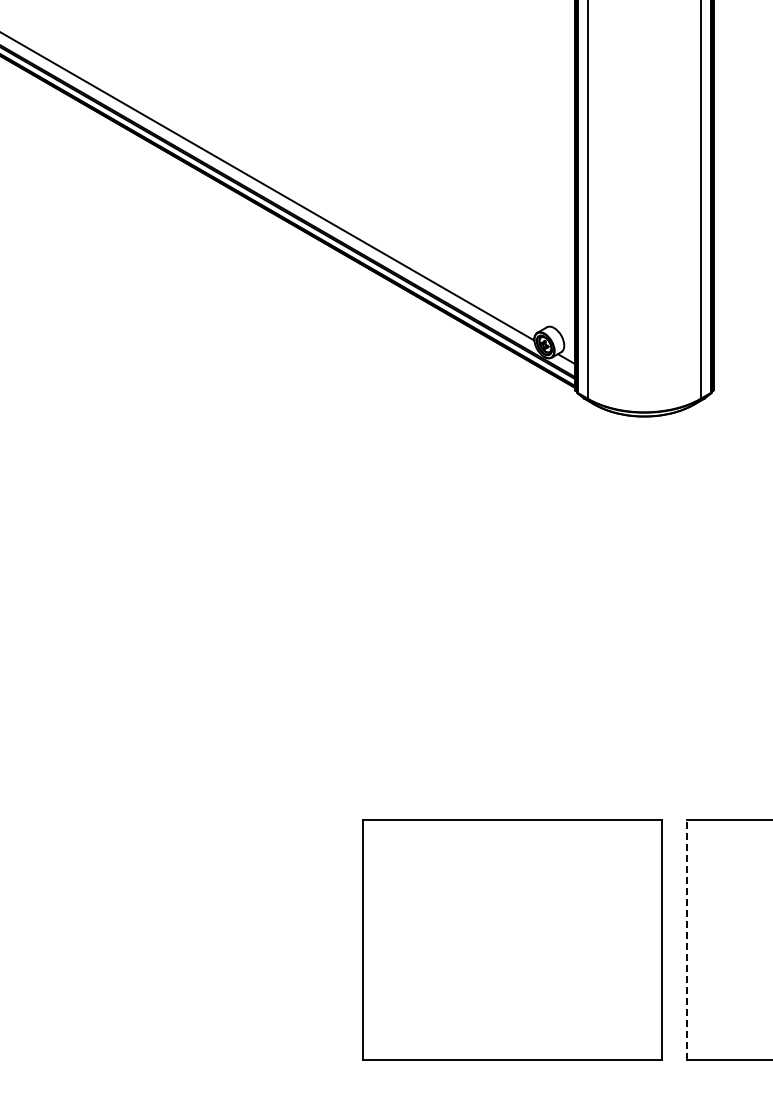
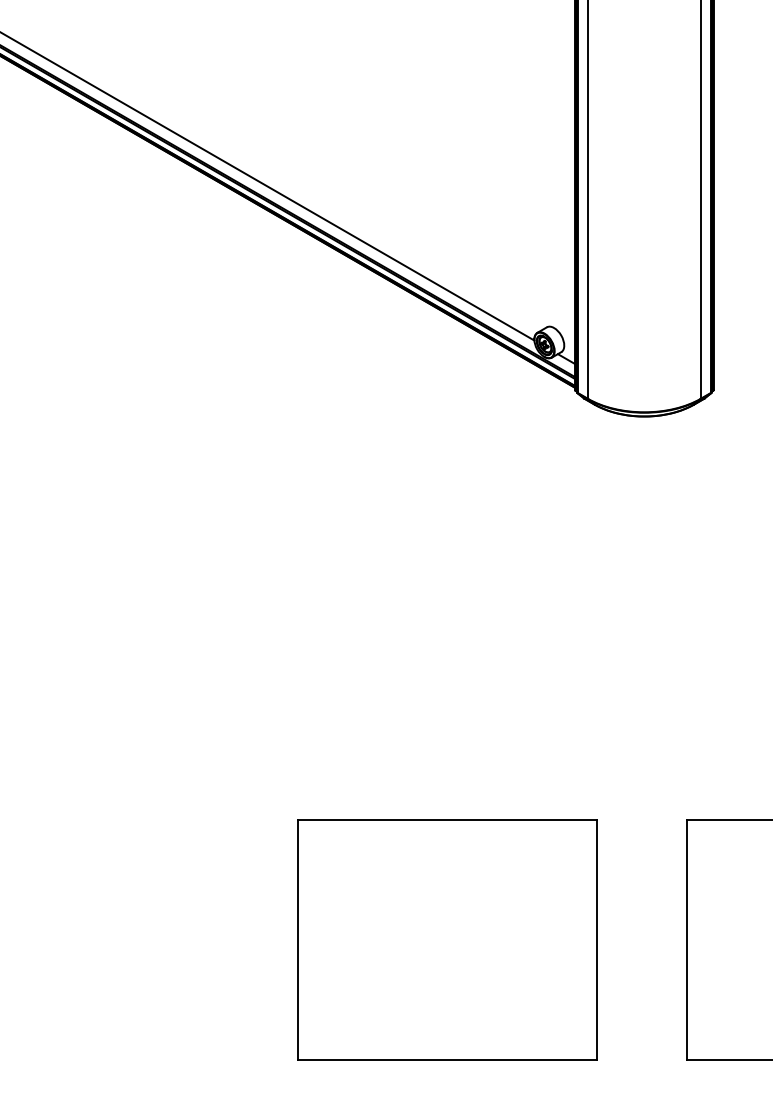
part position: (512, 939) -> (447, 939) (447, 939)
line: dashed -> solid (686, 940)
